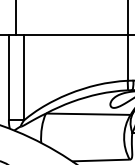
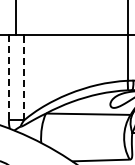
line: solid -> dashed (8, 77)
line: solid -> dashed (24, 77)
